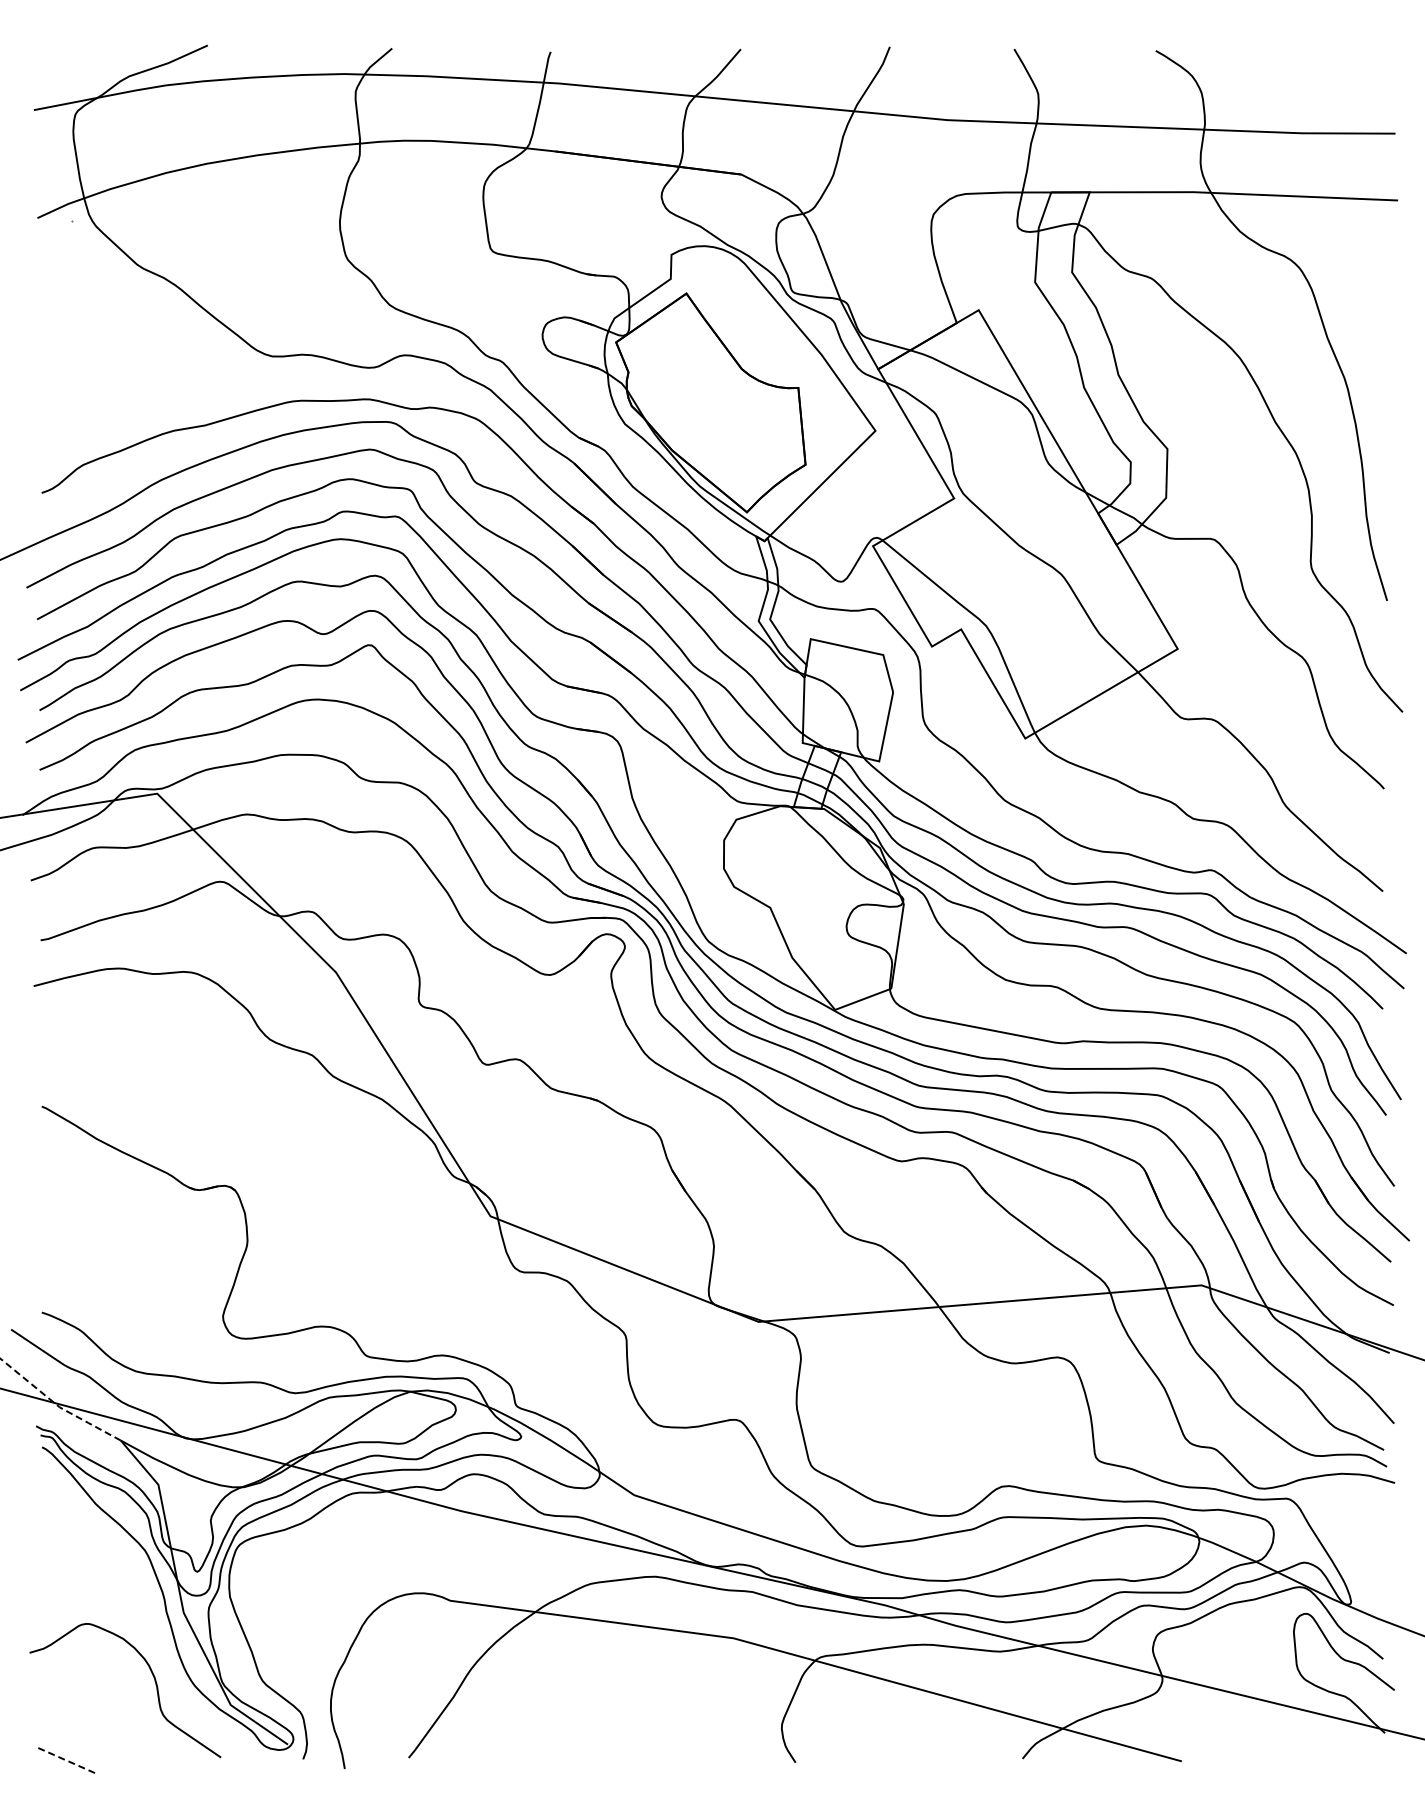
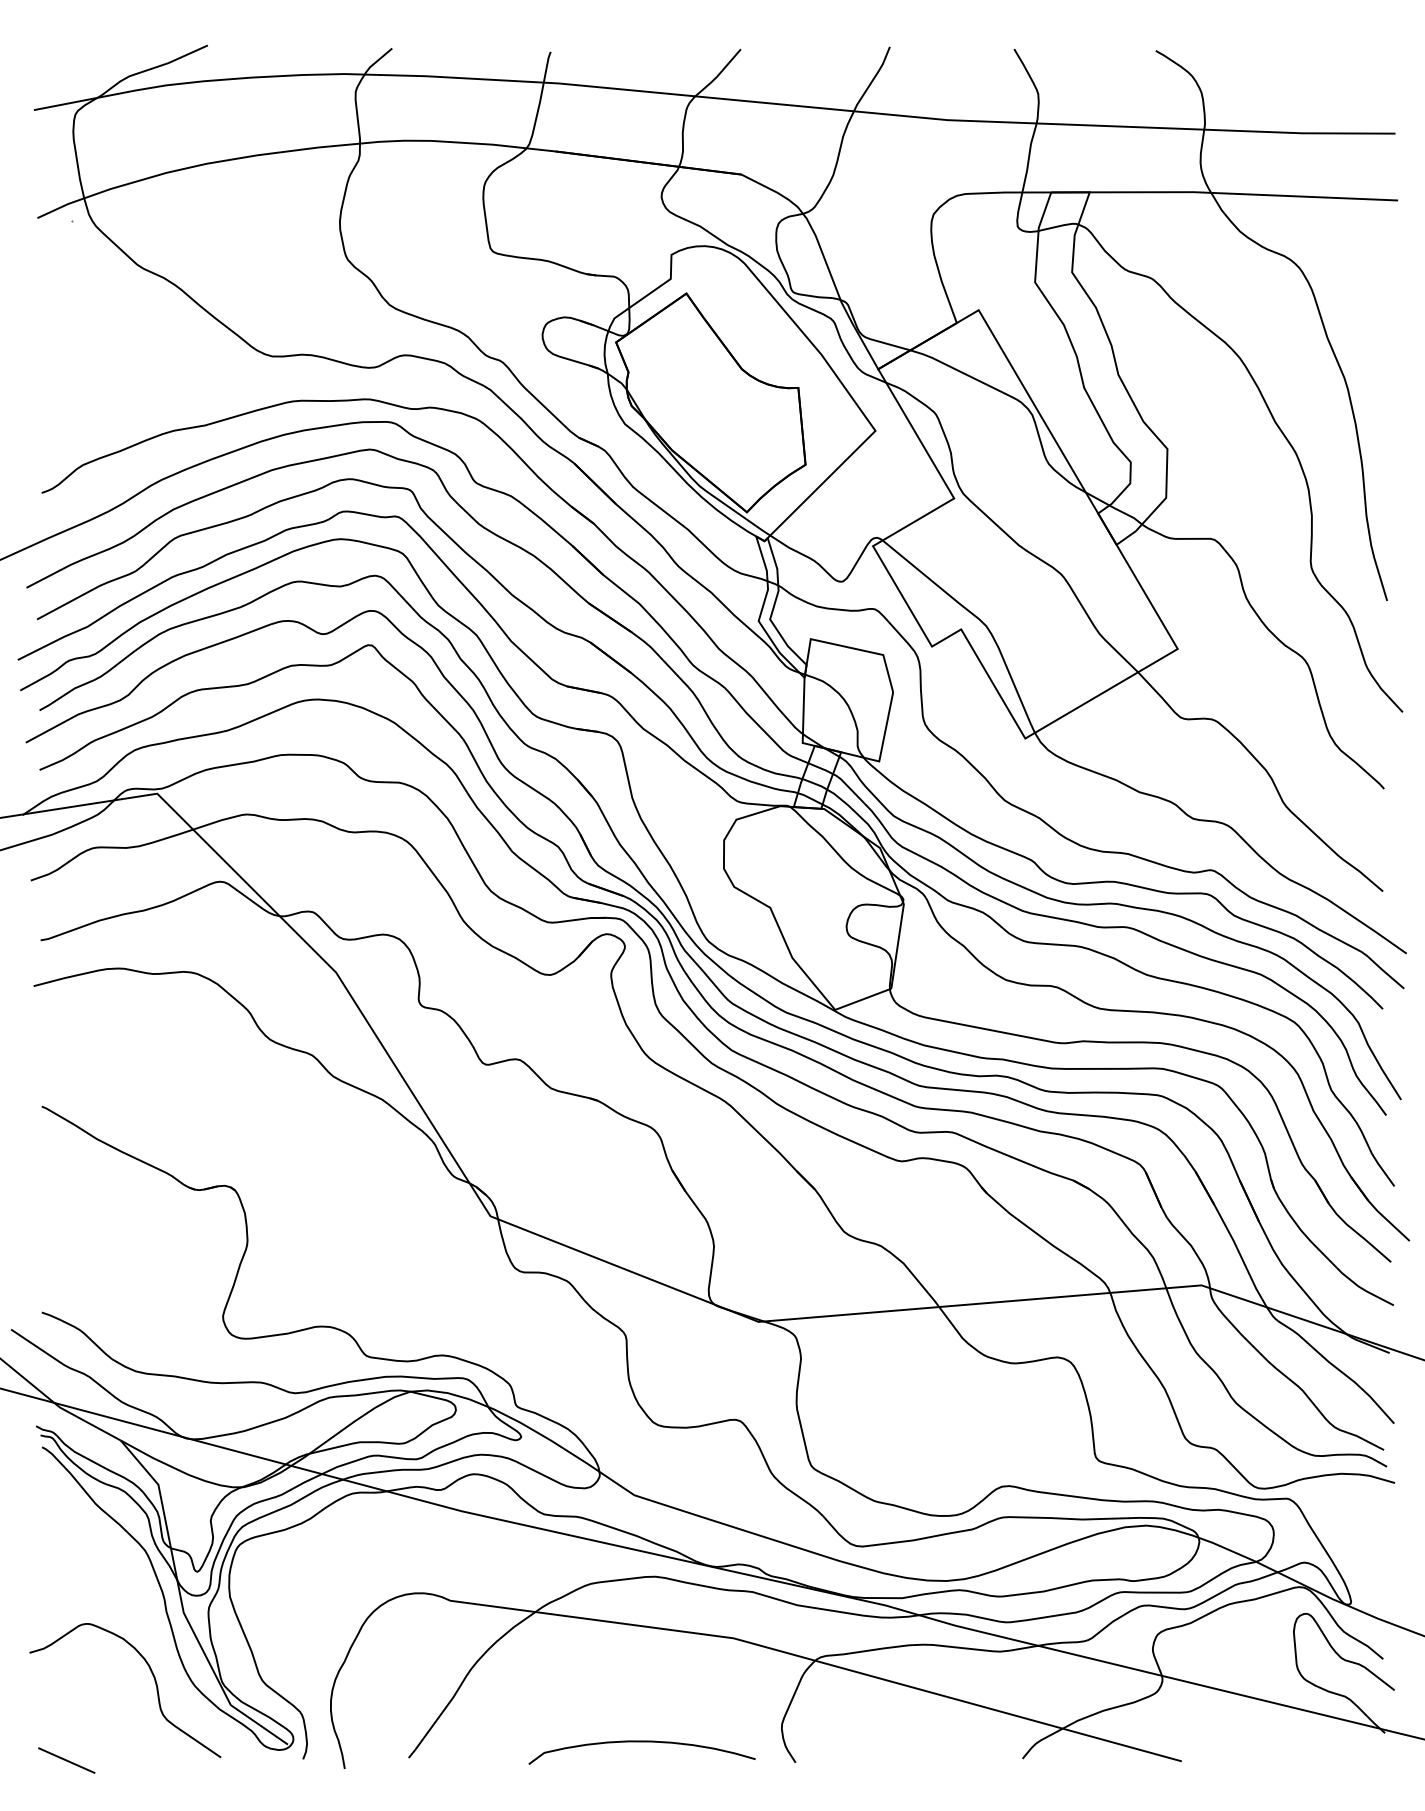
line: dashed -> solid (58, 1406)
curve: none -> present (641, 1742)
line: dashed -> solid (67, 1760)
